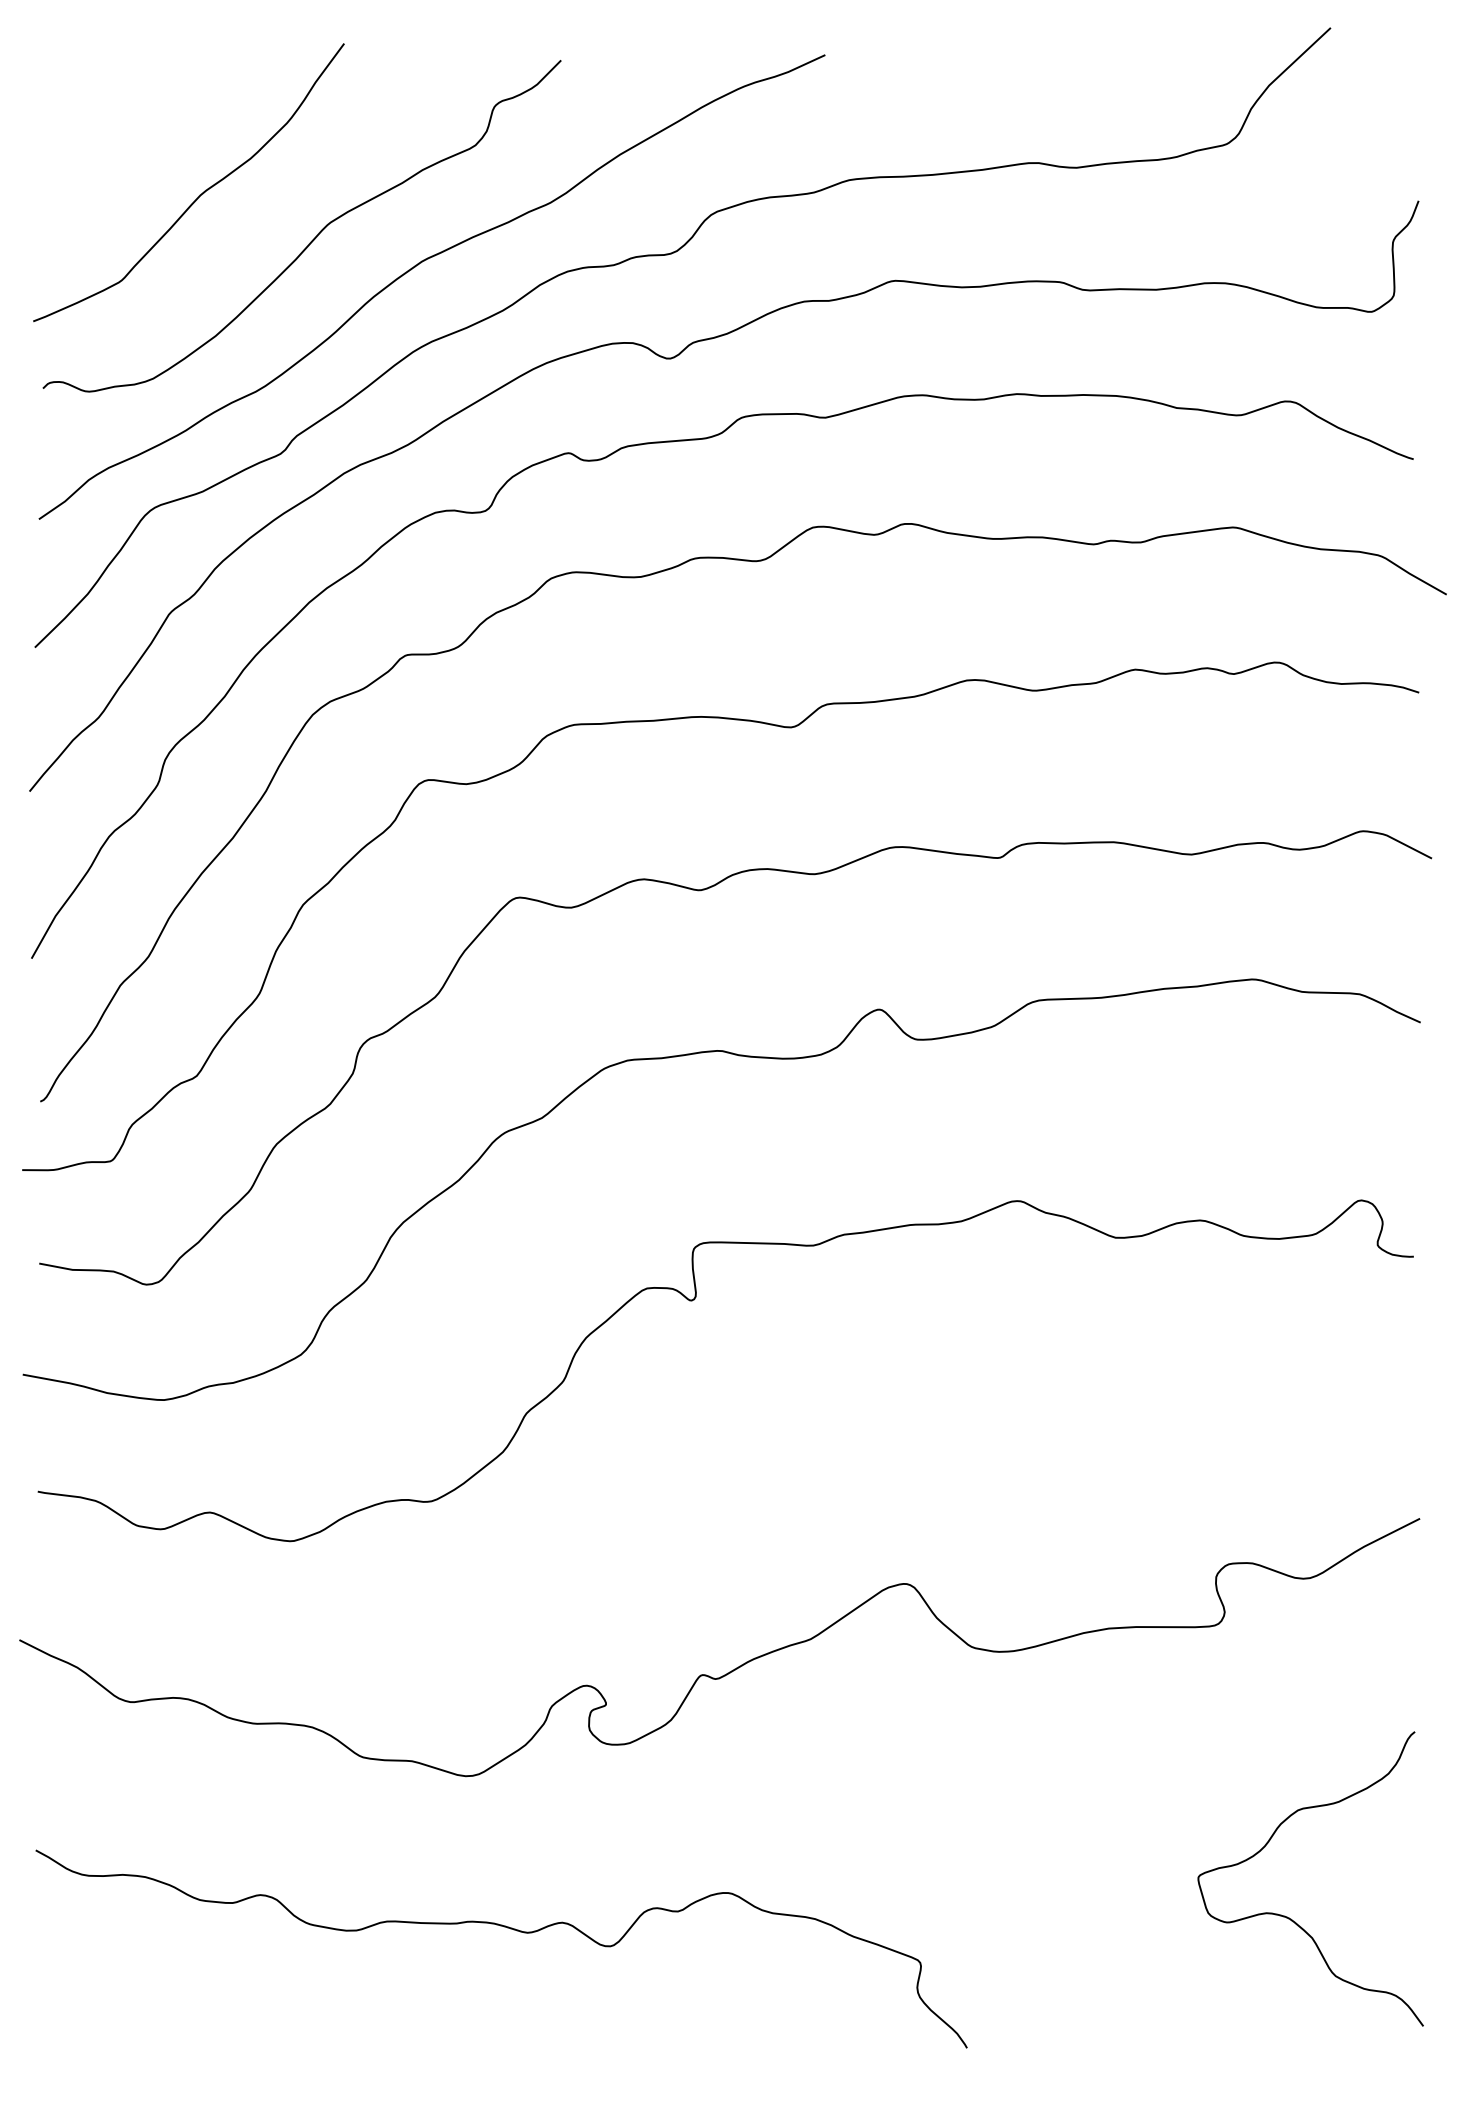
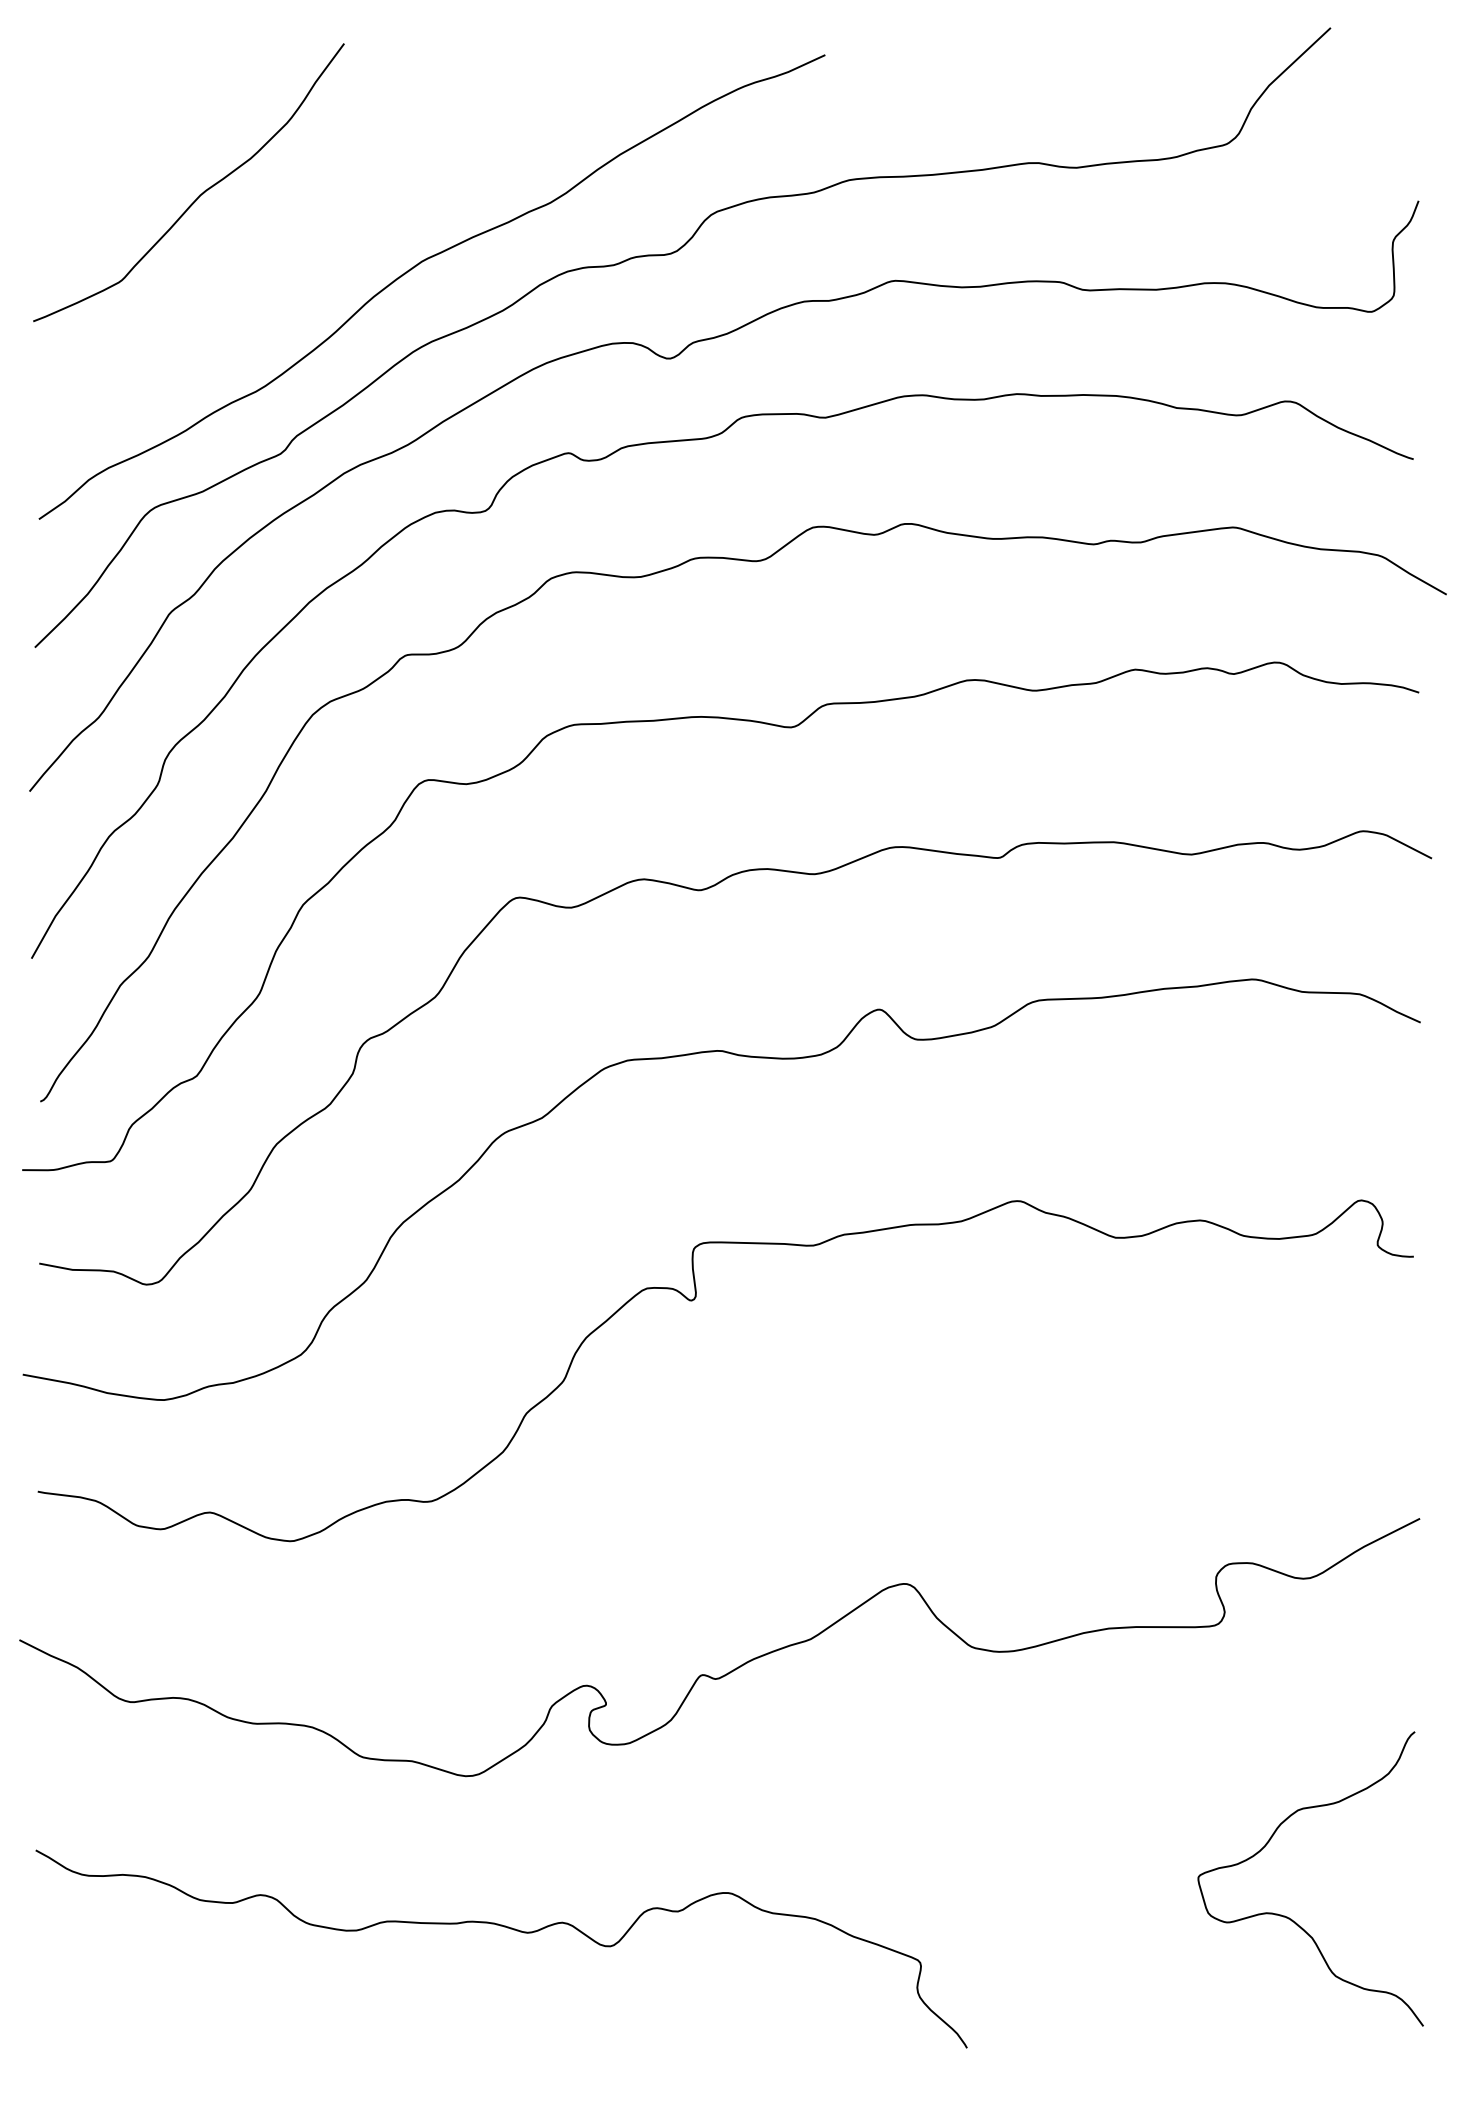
curve: present -> none (313, 238)
